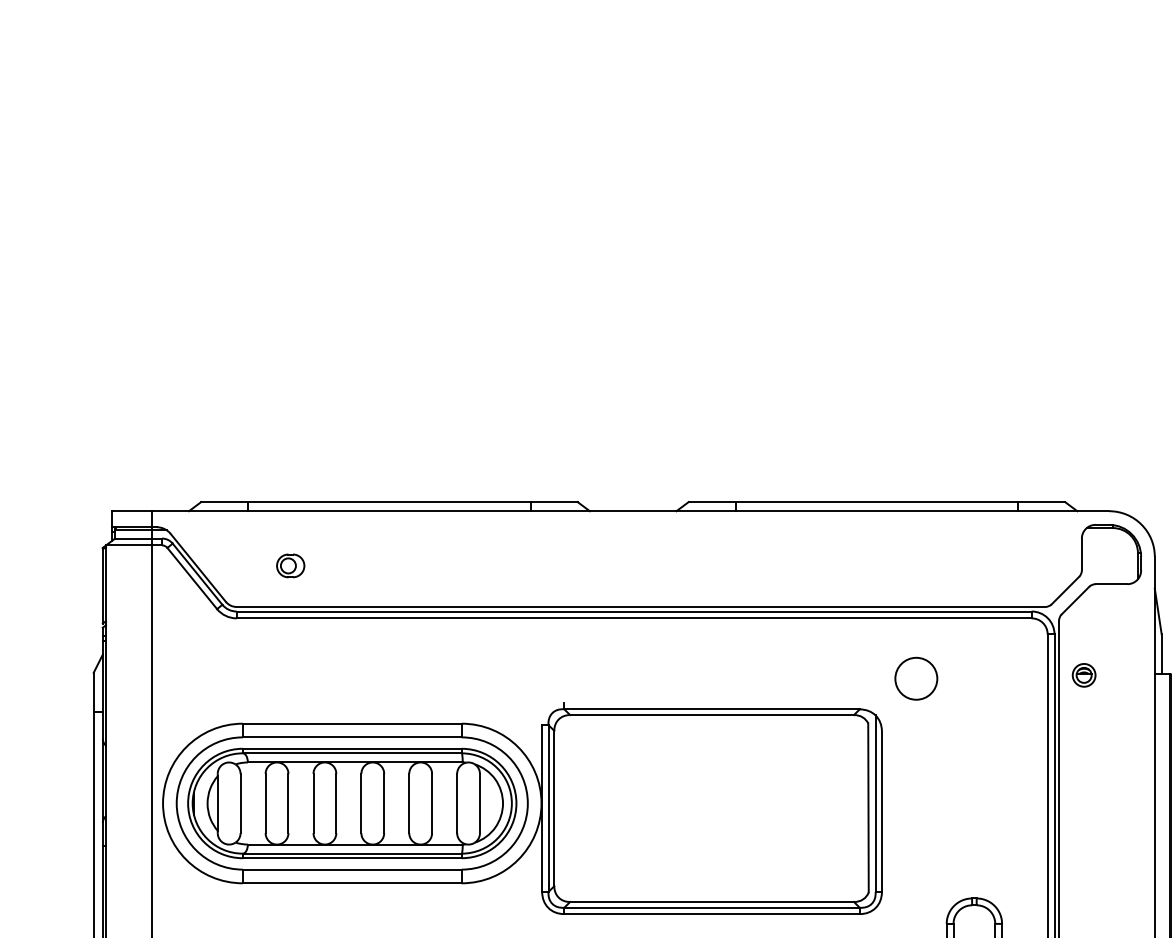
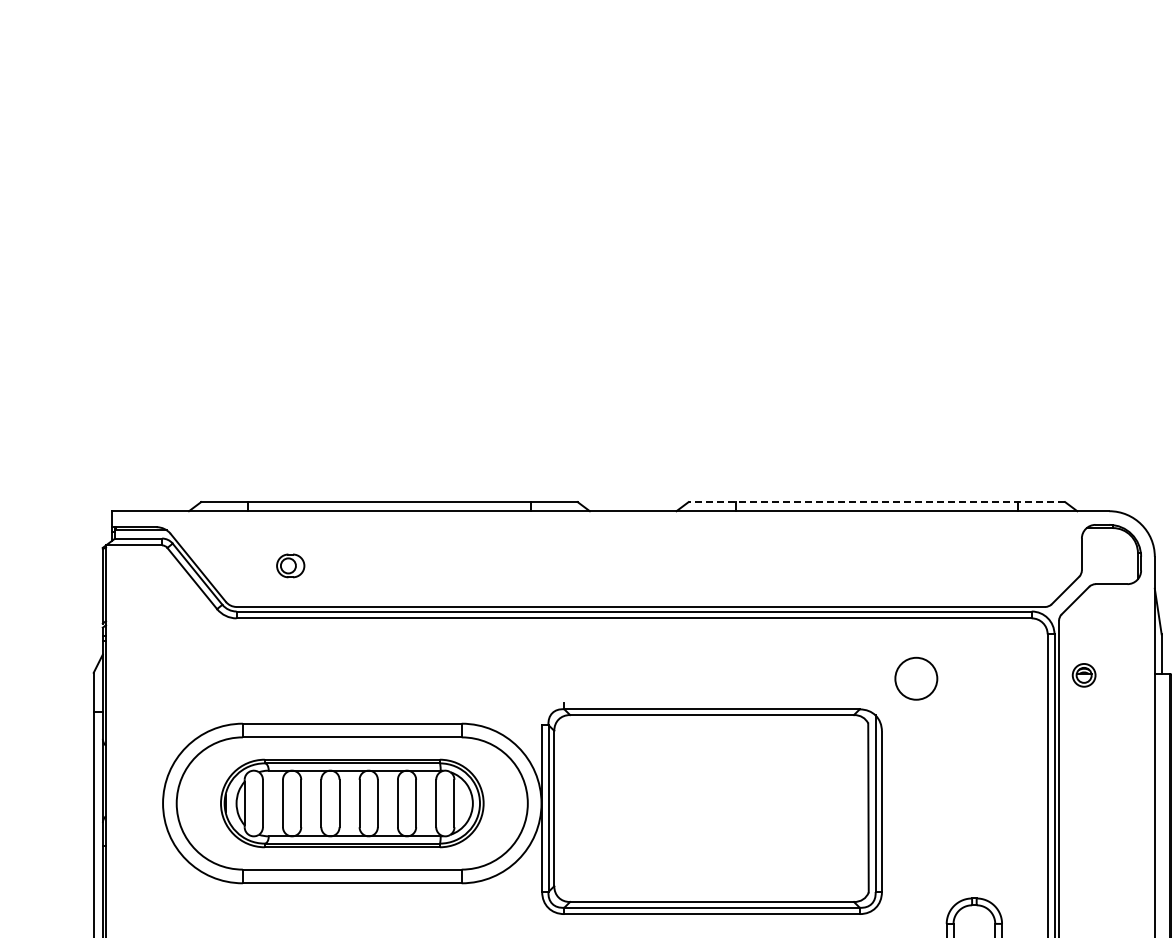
line: solid -> dashed (876, 502)
line: present -> none (151, 722)
part size: 331x113 px -> 265x91 px (352, 803)
